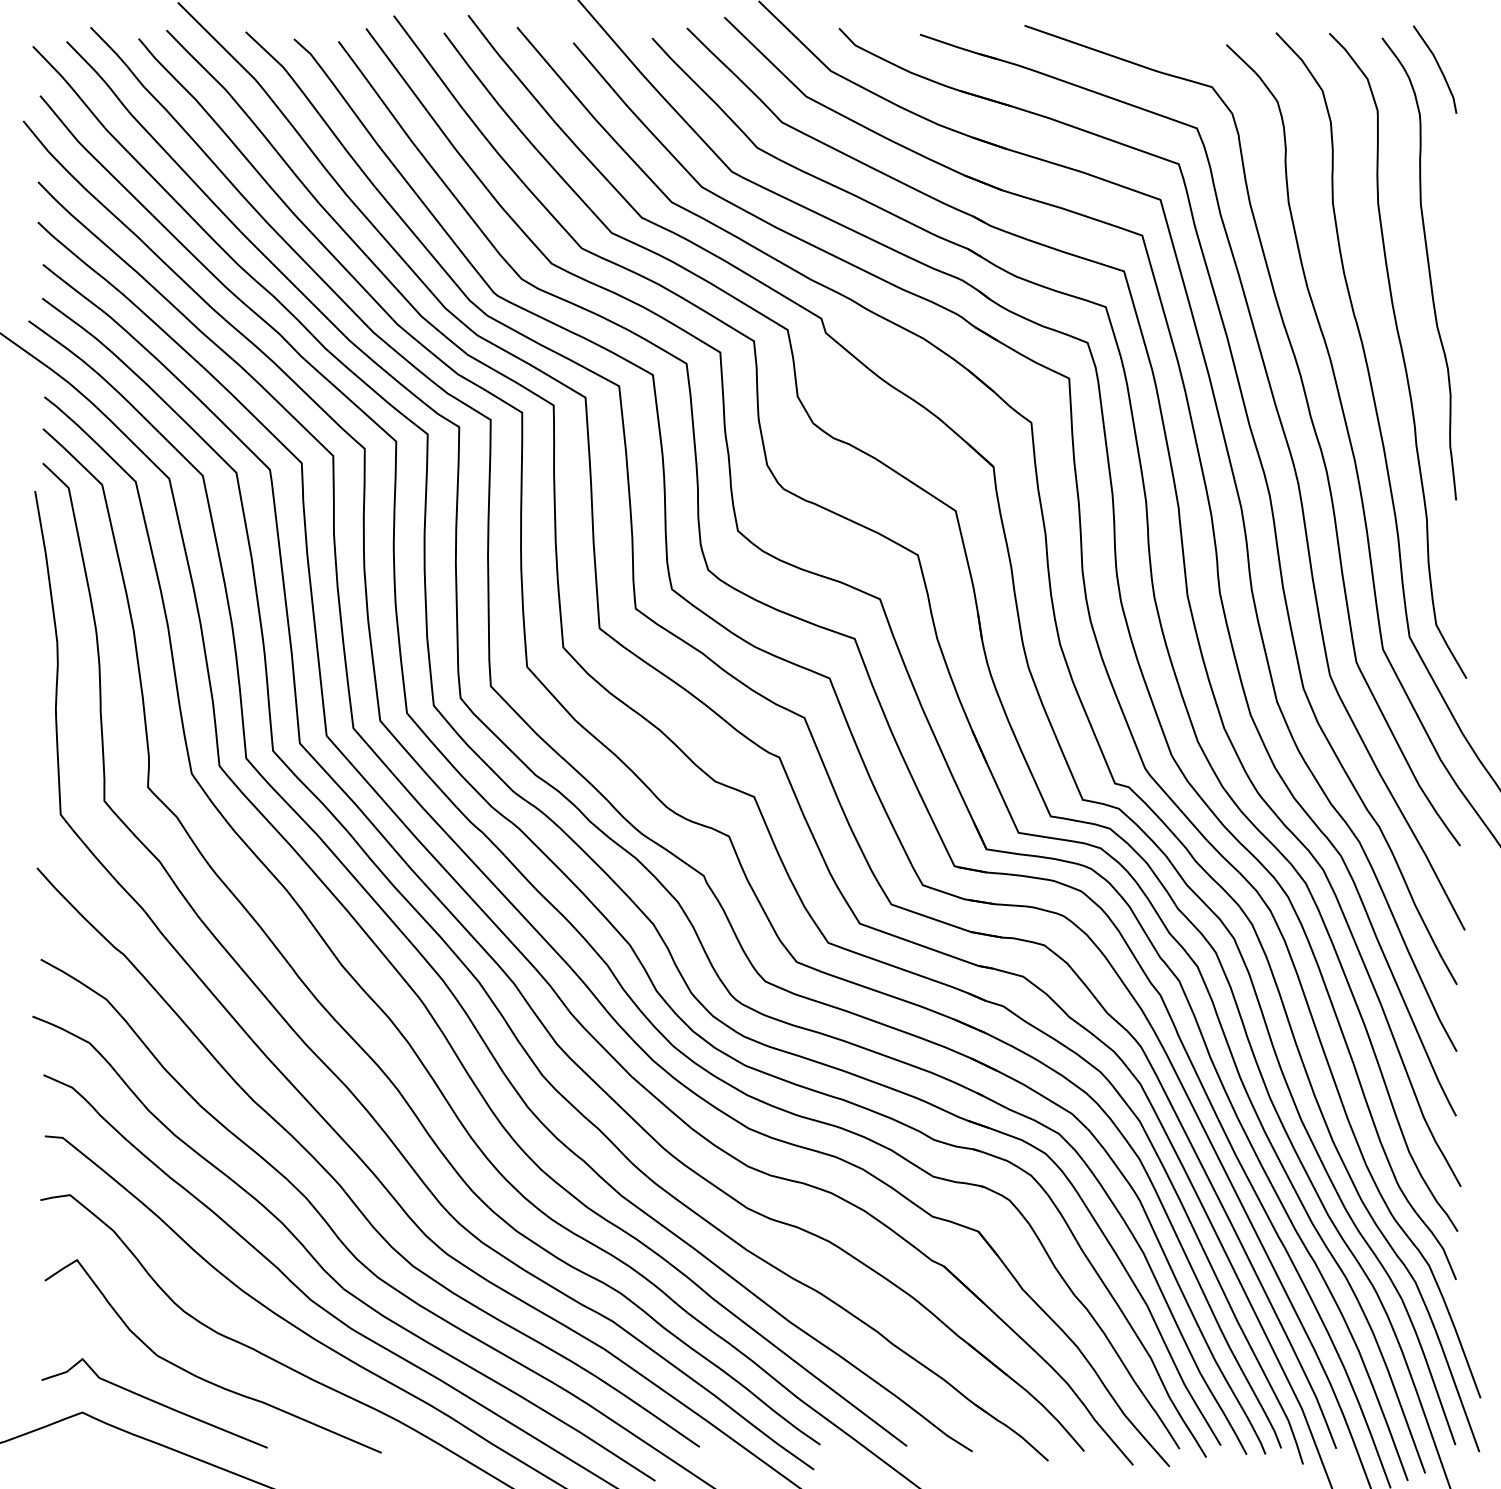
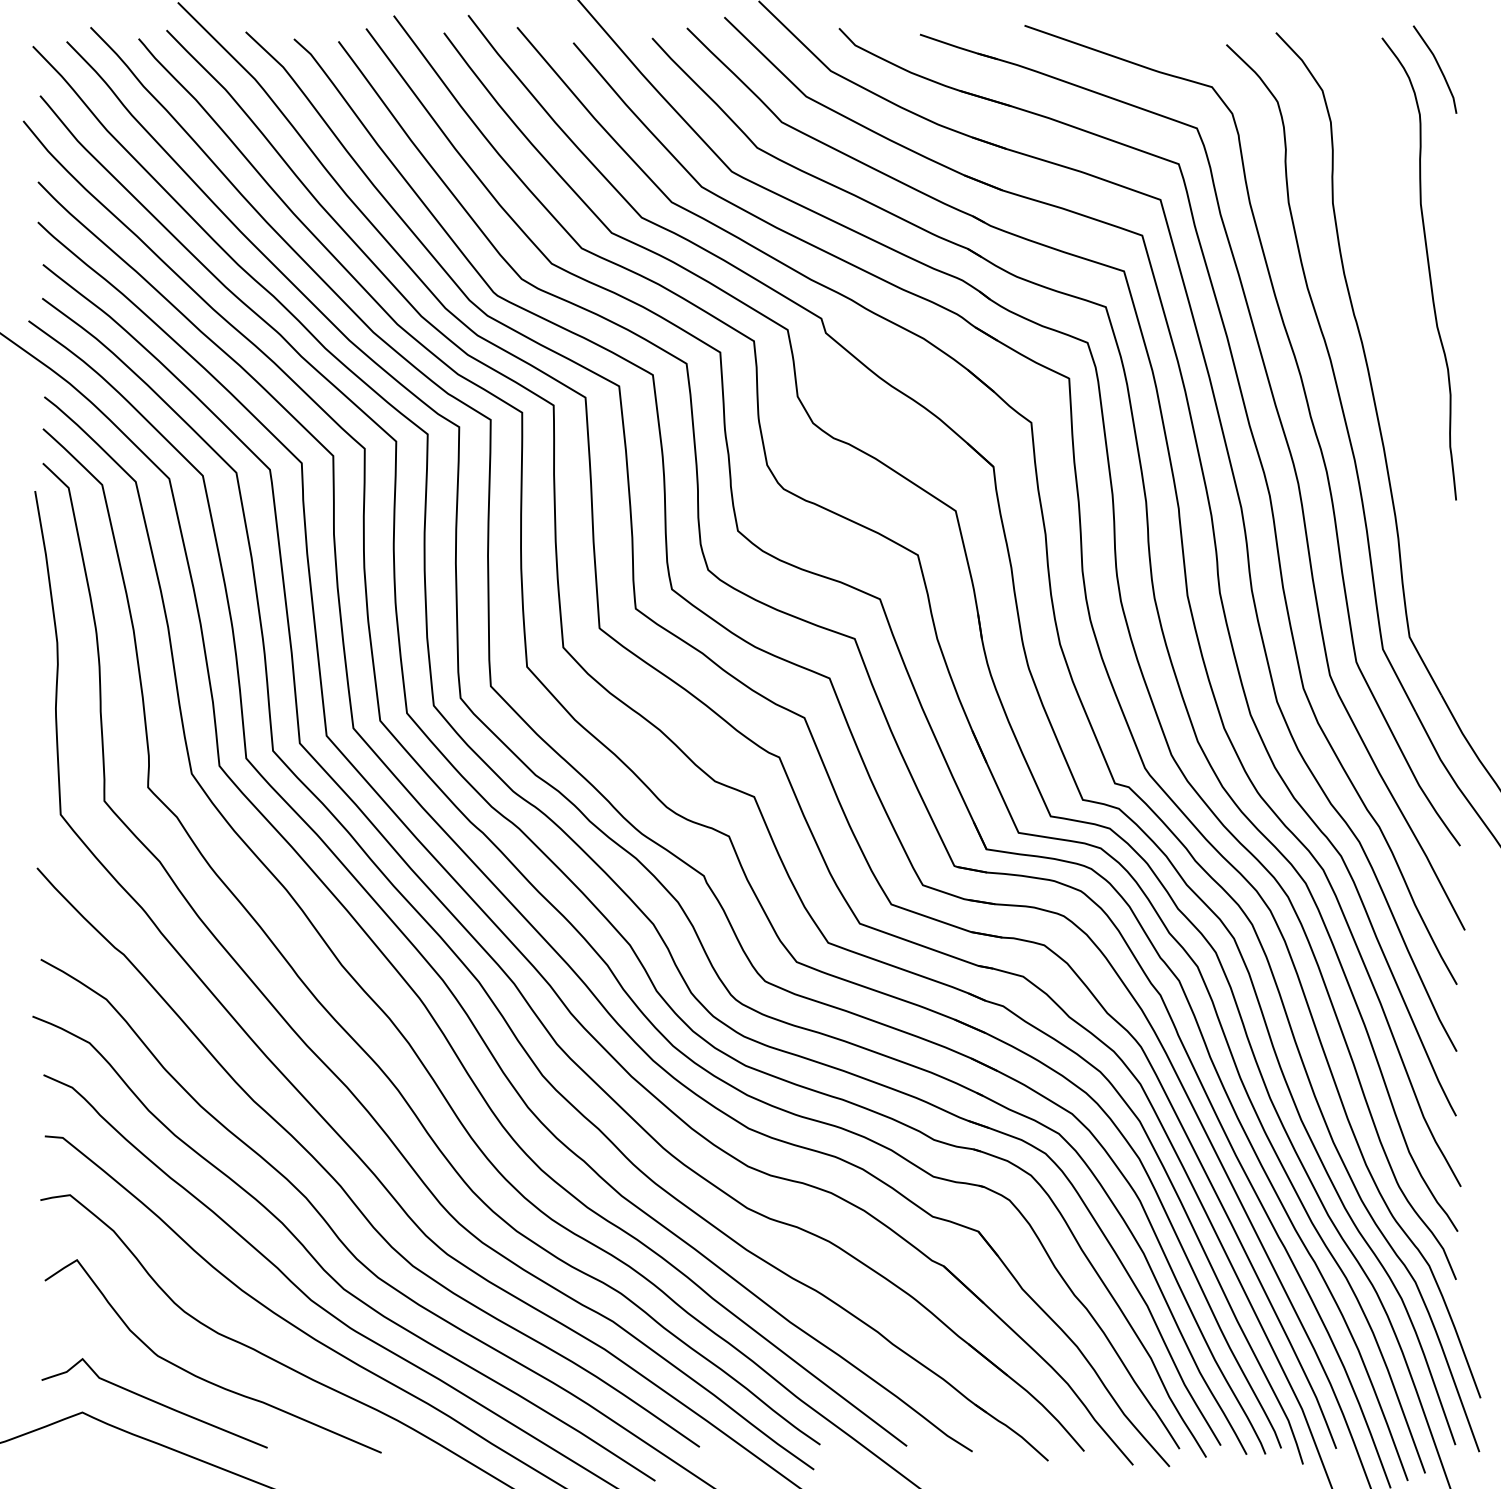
curve: present -> none (1401, 354)
